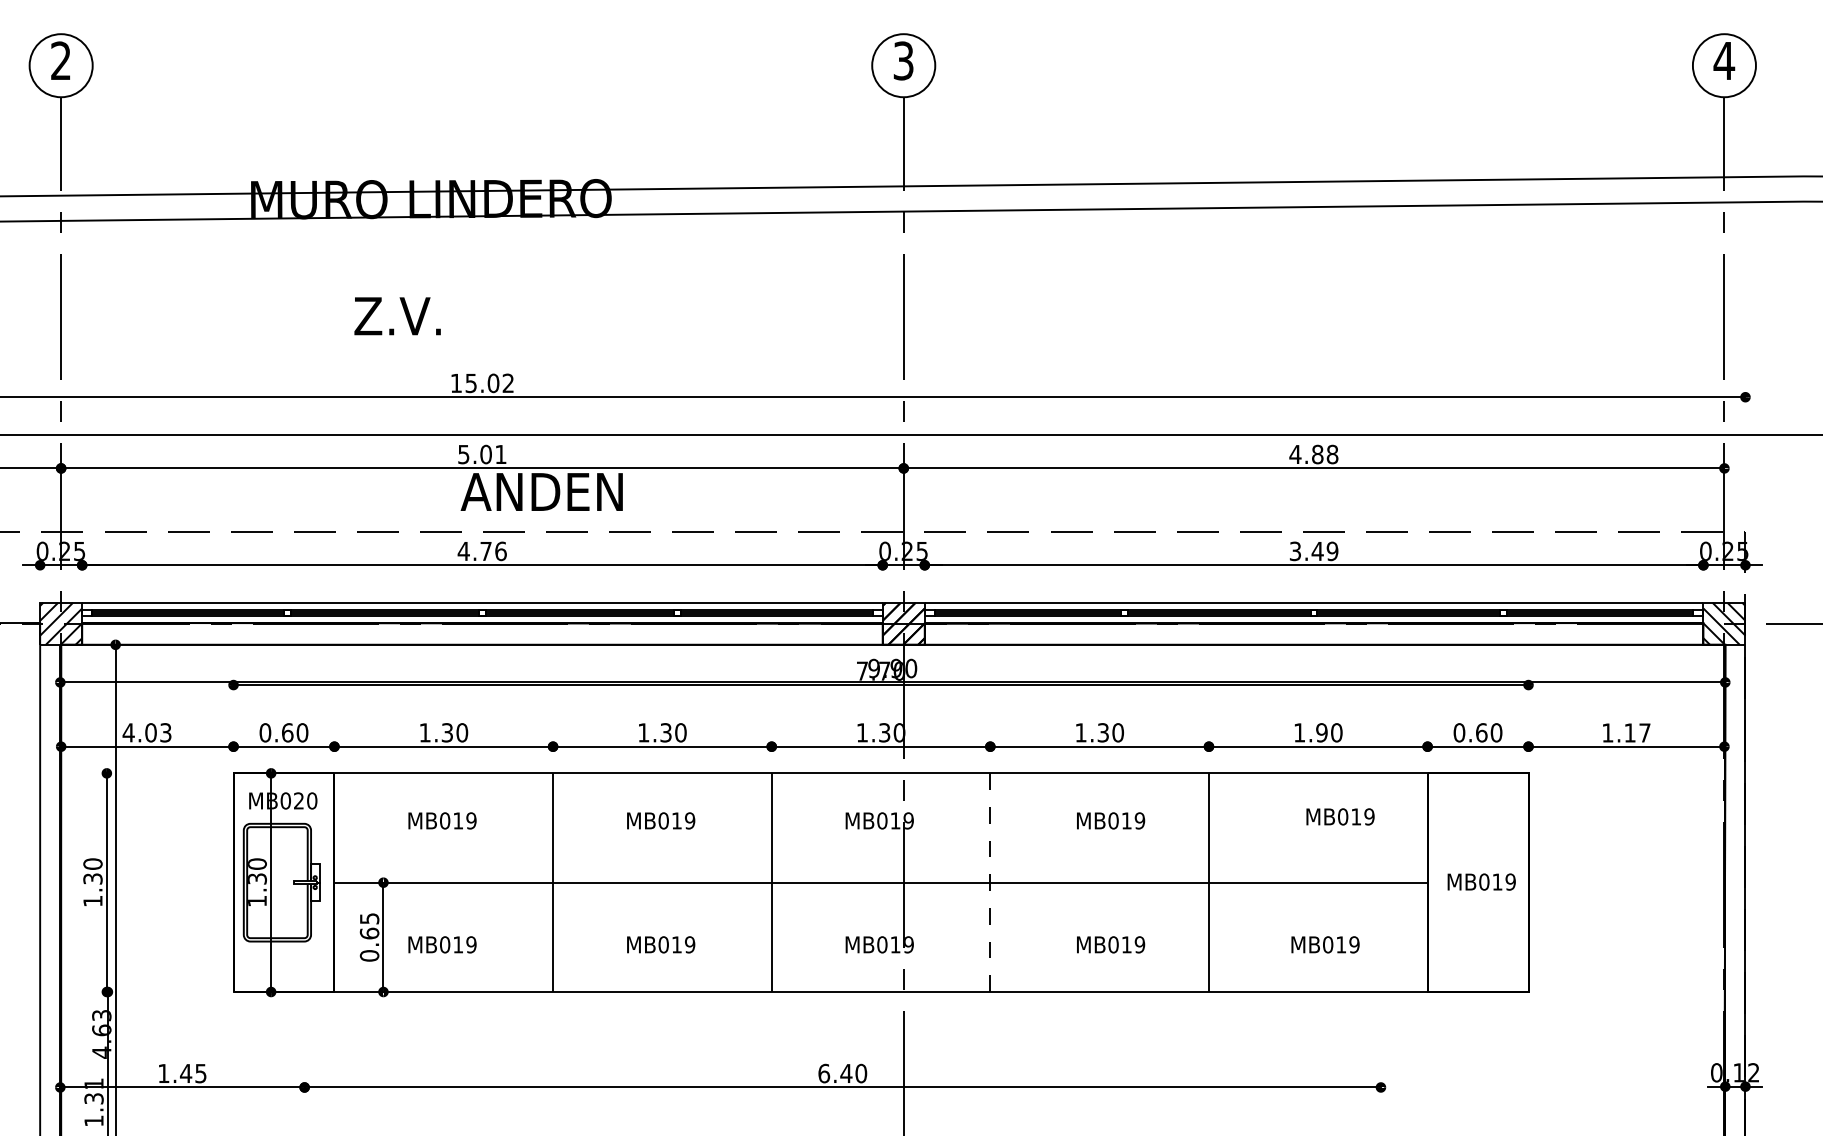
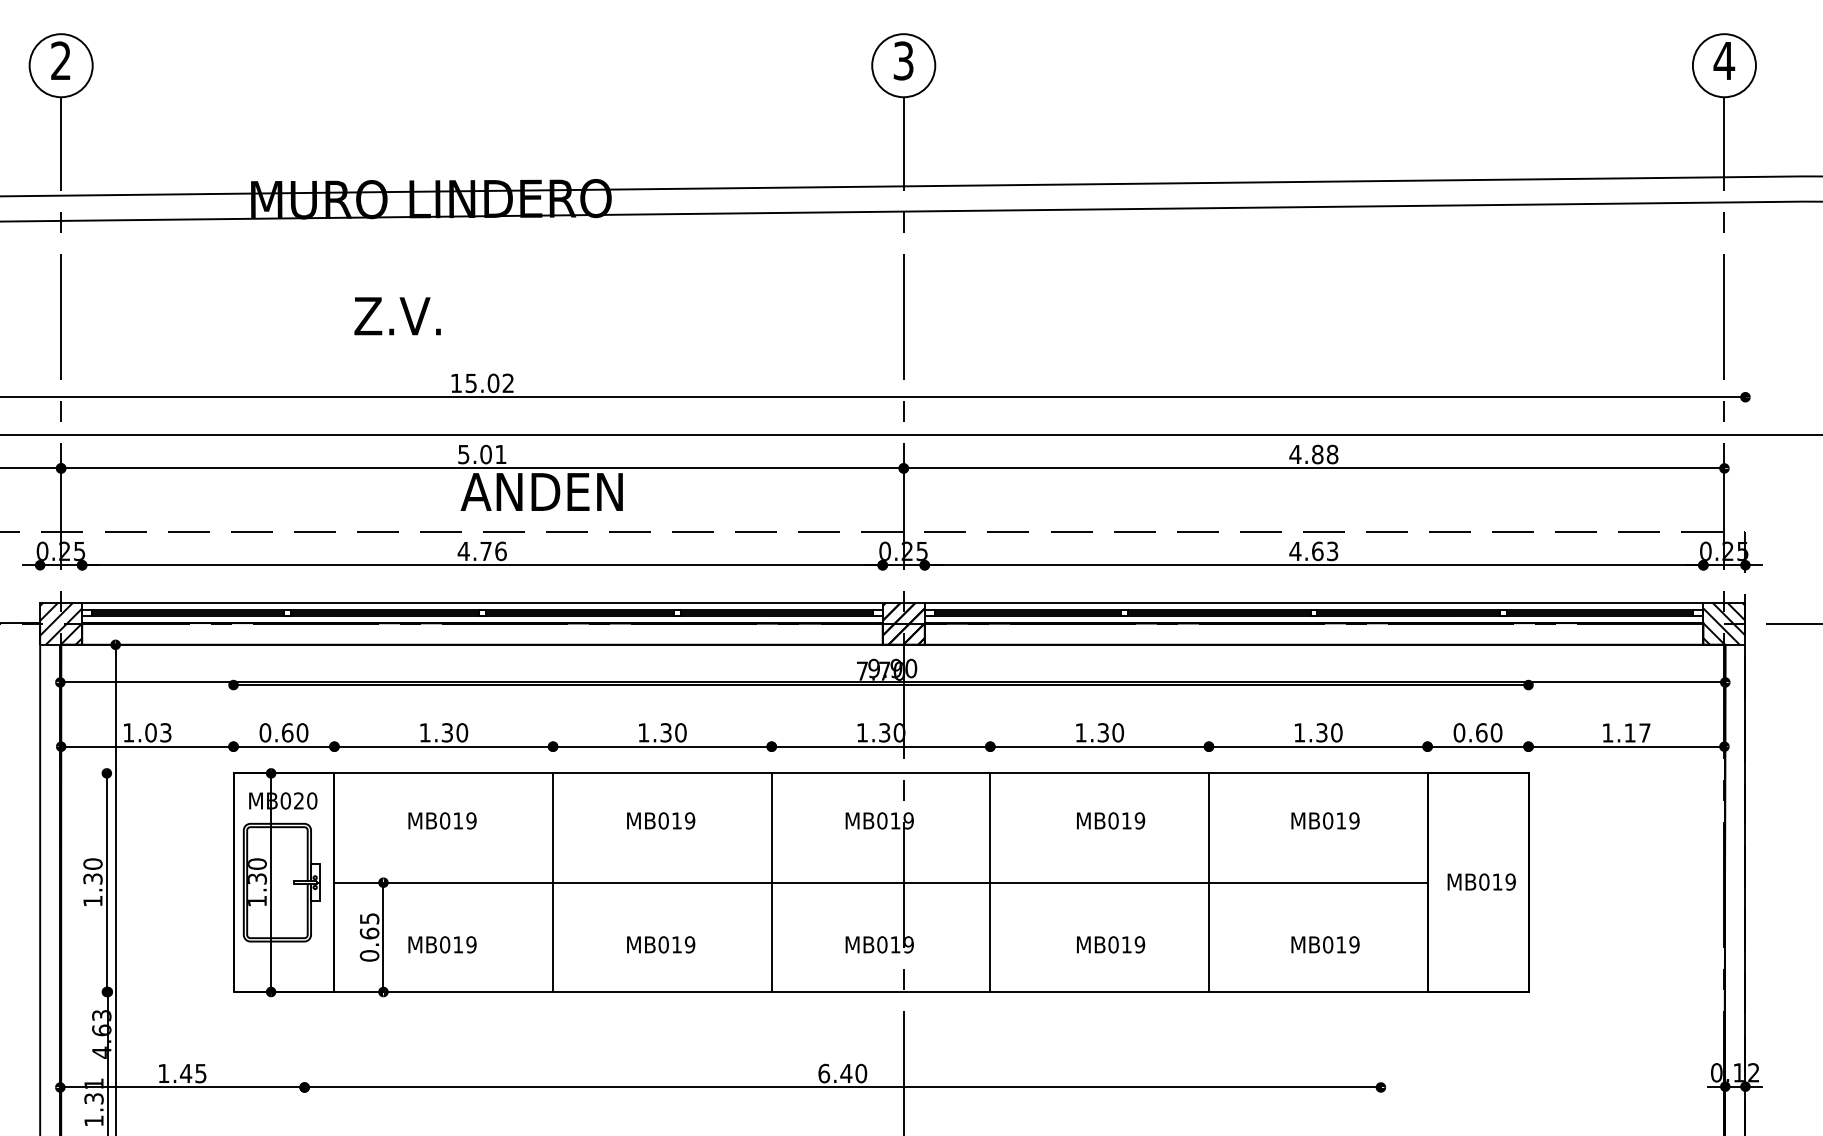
text: 3.49 -> 4.63 (1313, 551)
text: 4.03 -> 1.03 (128, 732)
text: 1.90 -> 1.30 (1321, 732)
text position: (1340, 816) -> (1325, 820) (1325, 820)
line: dashed -> solid (990, 883)
